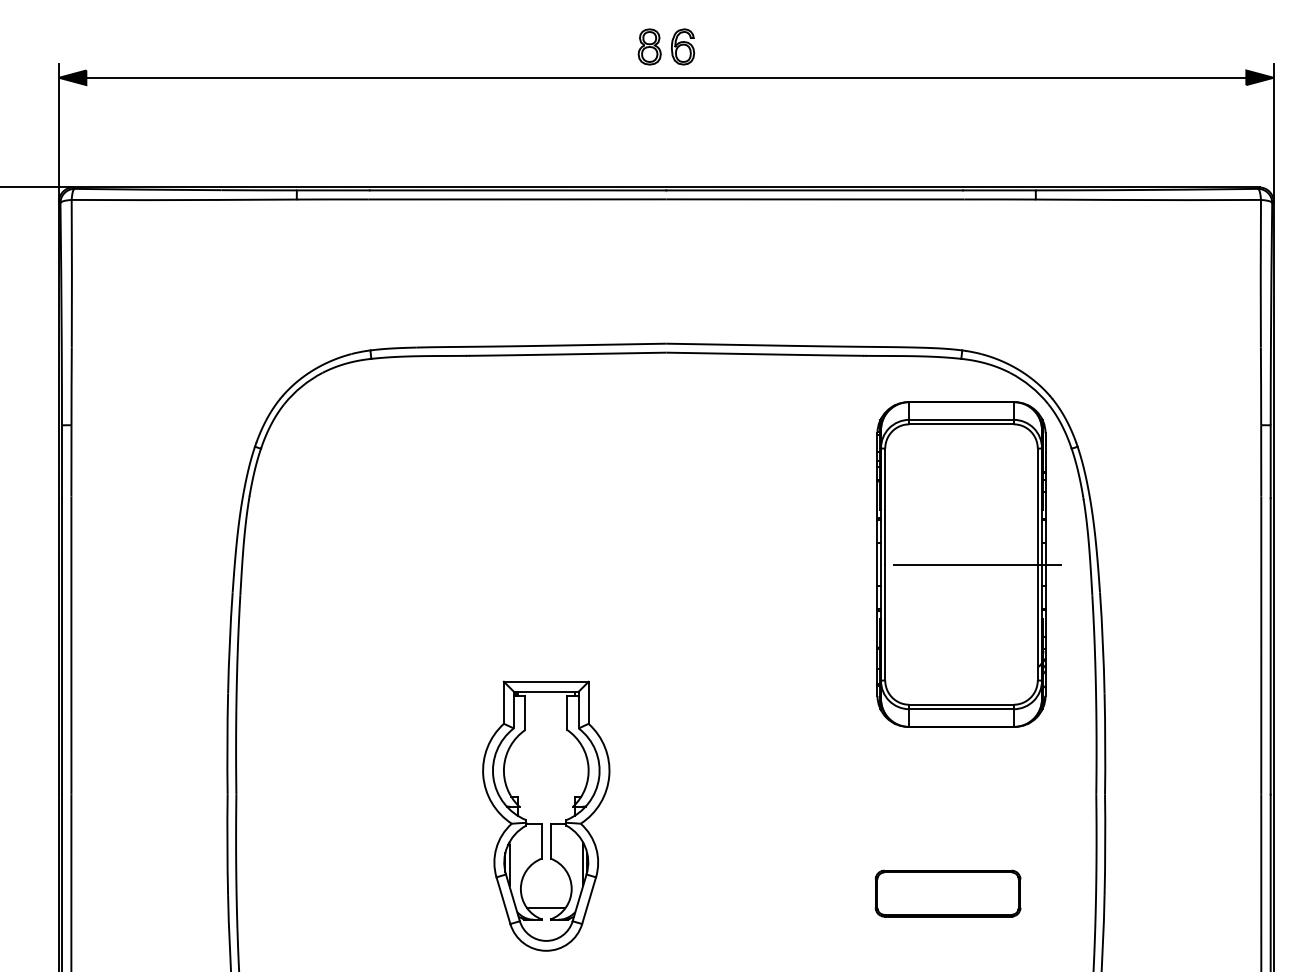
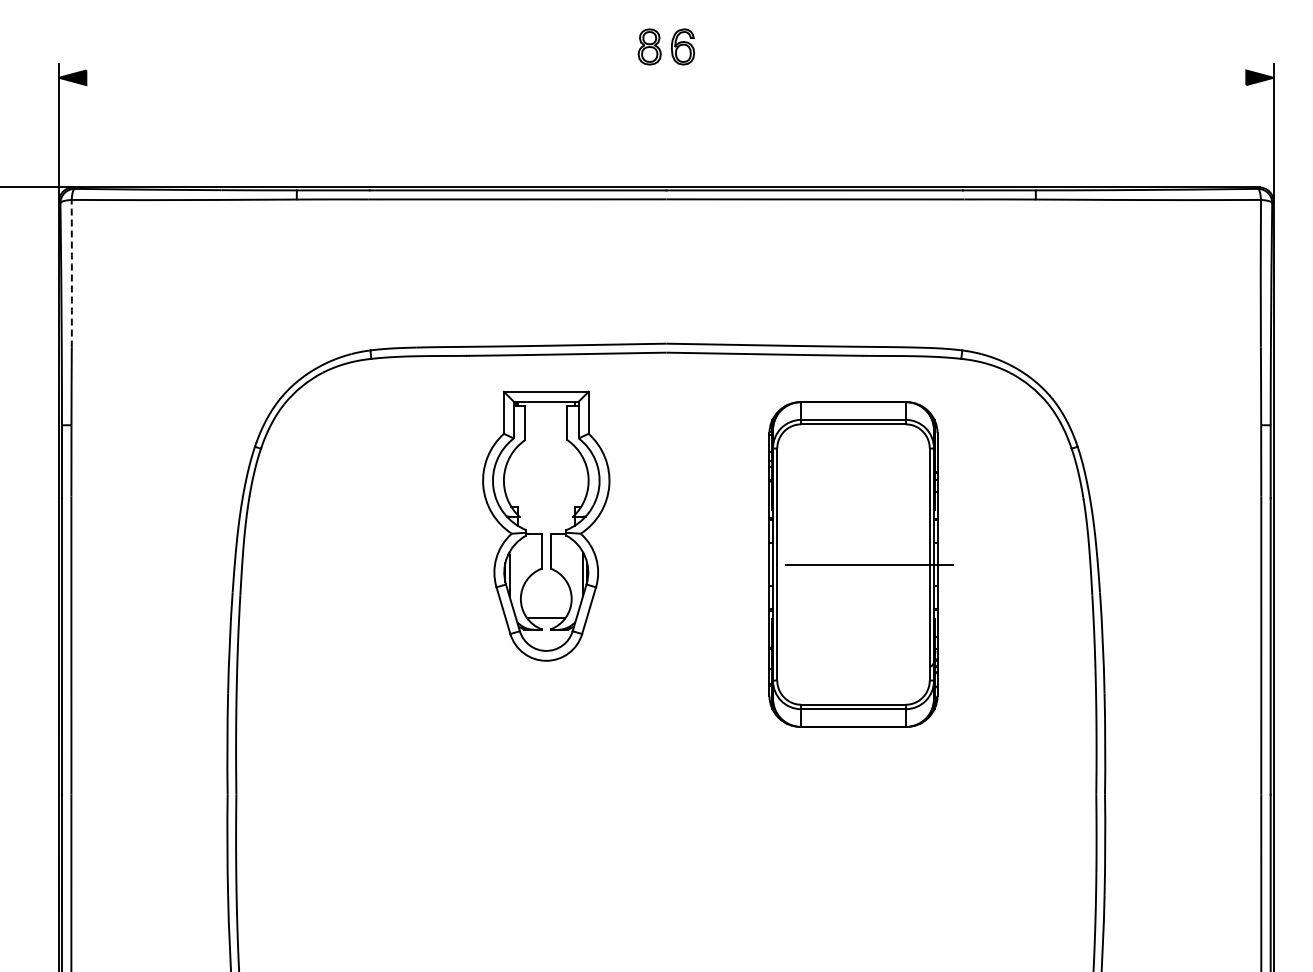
line: present -> none (666, 77)
arc: solid -> dashed (71, 273)
part position: (968, 564) -> (860, 564) (860, 564)
part position: (546, 815) -> (546, 525) (546, 525)
part: present -> none (947, 893)
